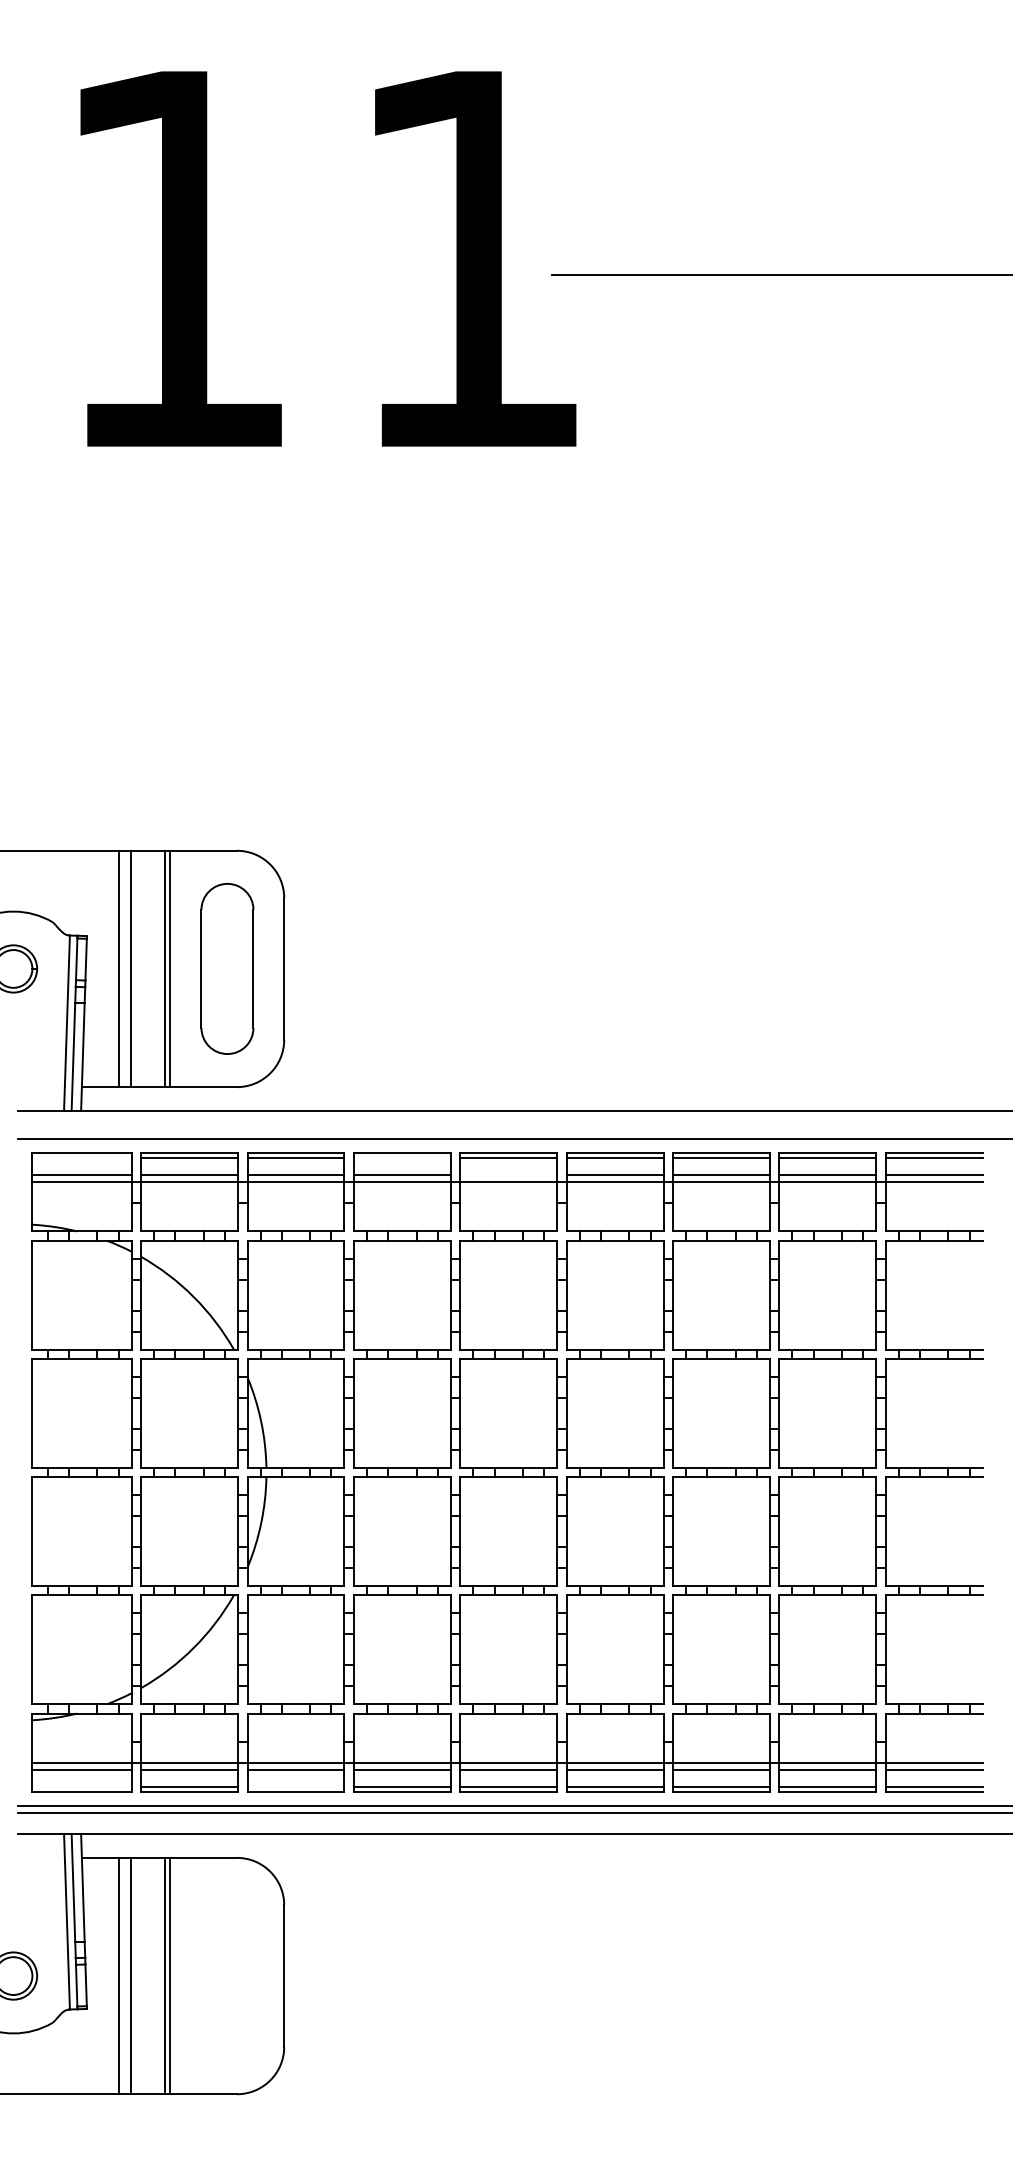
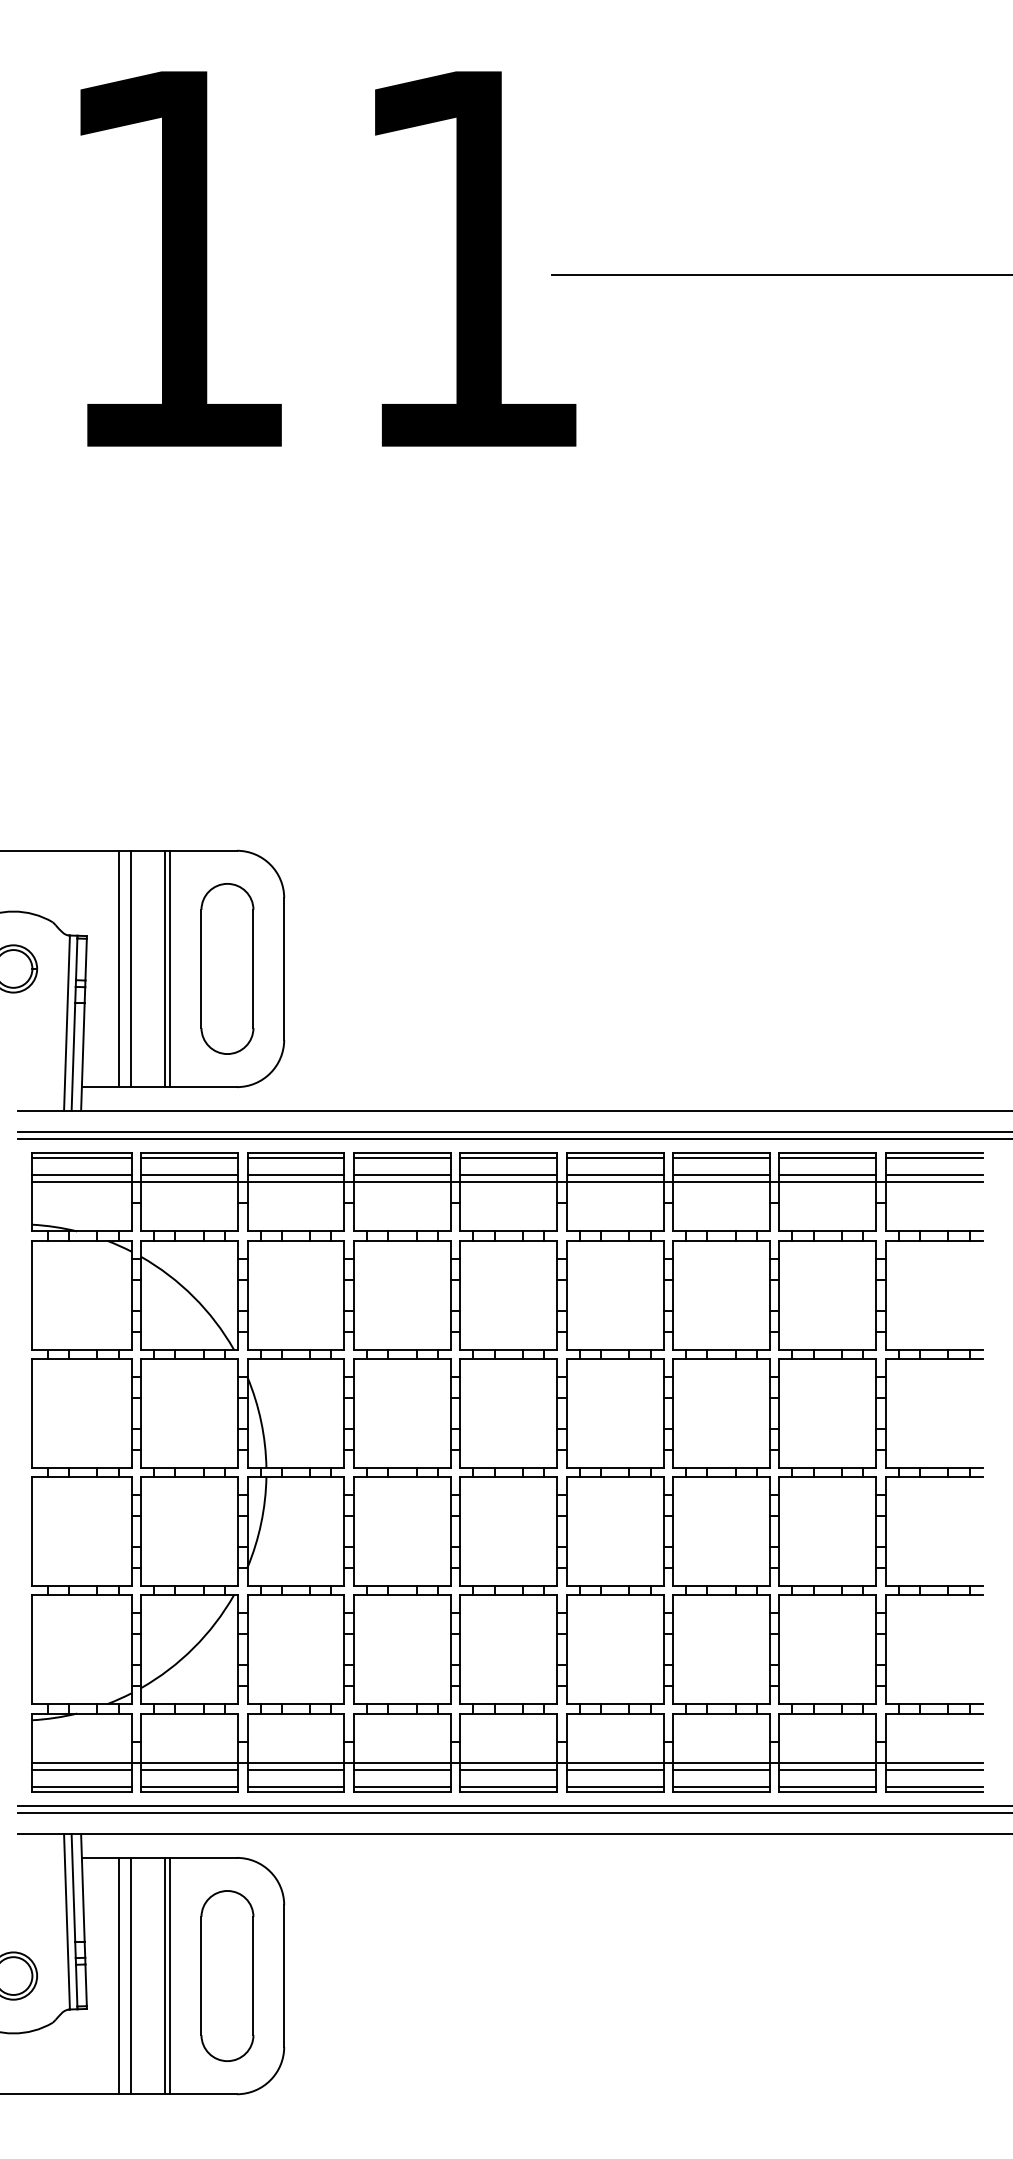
line: none -> present (513, 1132)
line: none -> present (81, 1157)
line: none -> present (401, 1157)
line: none -> present (508, 1174)
line: none -> present (81, 1787)
line: none -> present (295, 1787)
part: none -> present (227, 1975)
